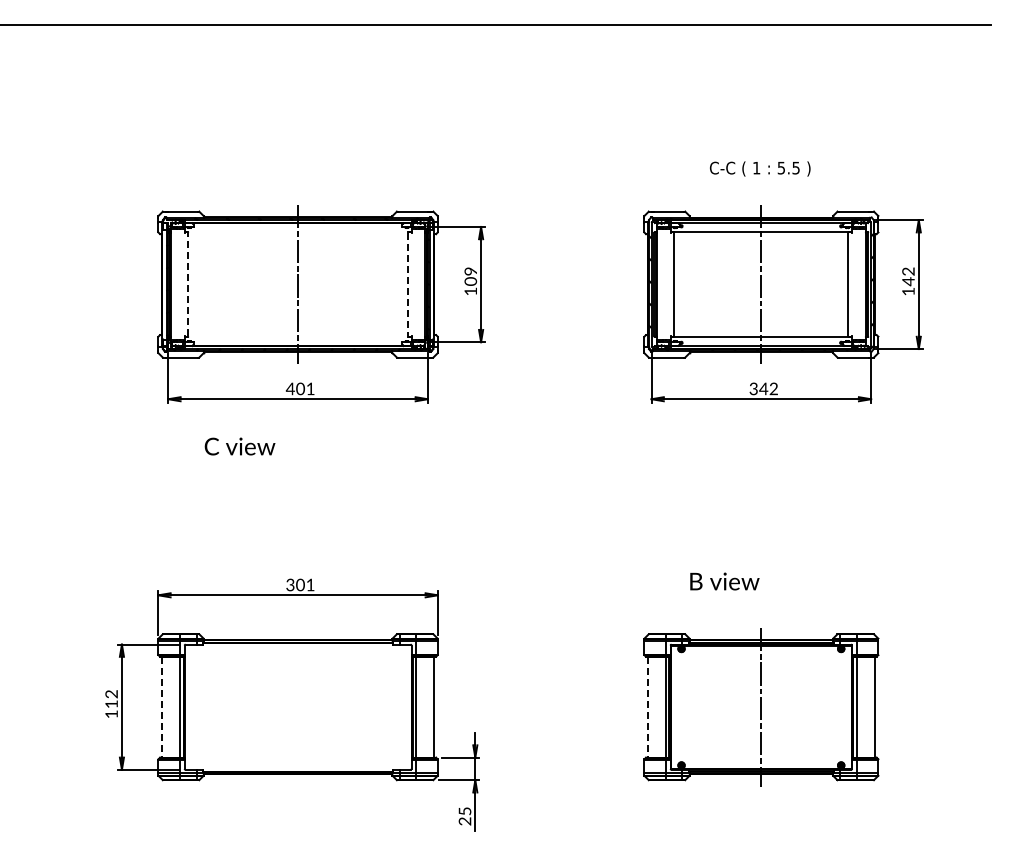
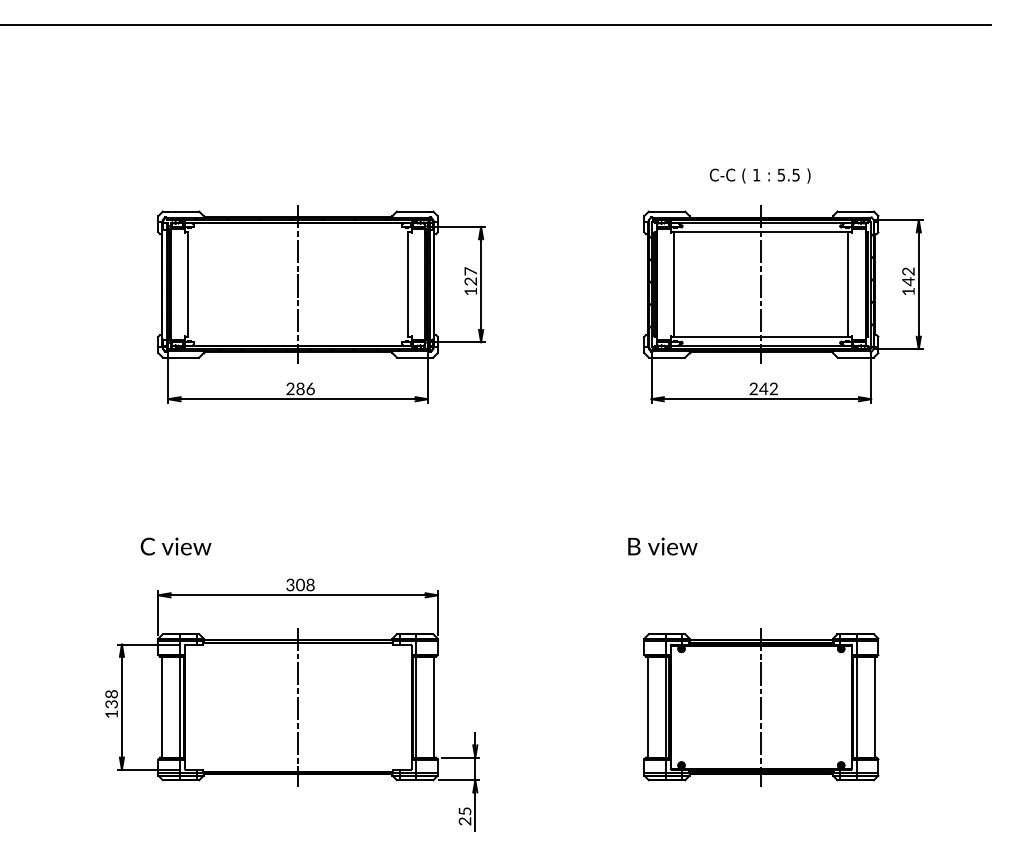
text position: (760, 168) -> (760, 175) (760, 175)
text: 109 -> 127 (470, 276)
line: dashed -> solid (188, 284)
line: dashed -> solid (407, 284)
text: 401 -> 286 (299, 388)
text: 342 -> 242 (753, 390)
text position: (239, 446) -> (175, 546) (175, 546)
text position: (724, 581) -> (662, 546) (662, 546)
text: 301 -> 308 (310, 584)
text: 112 -> 138 (111, 699)
line: none -> present (298, 706)
line: dashed -> solid (162, 707)
line: dashed -> solid (647, 707)
